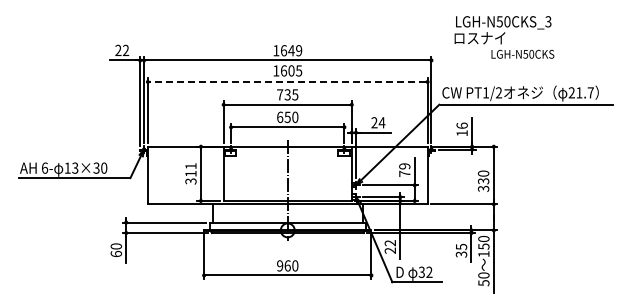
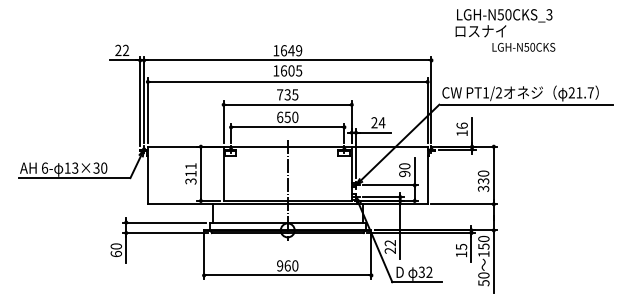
text position: (504, 37) -> (505, 30) (505, 30)
line: dashed -> solid (287, 81)
text: 79 -> 90 (404, 170)
text: 35 -> 15 (461, 254)
